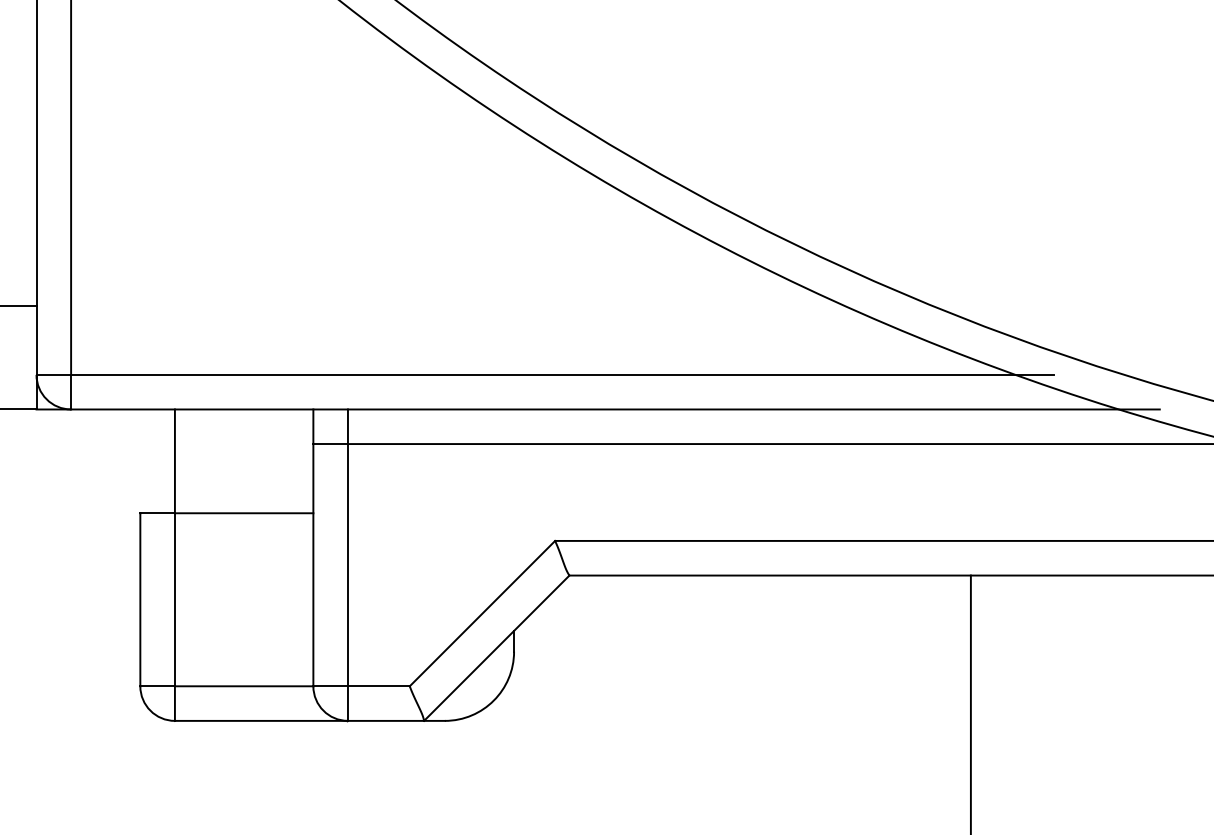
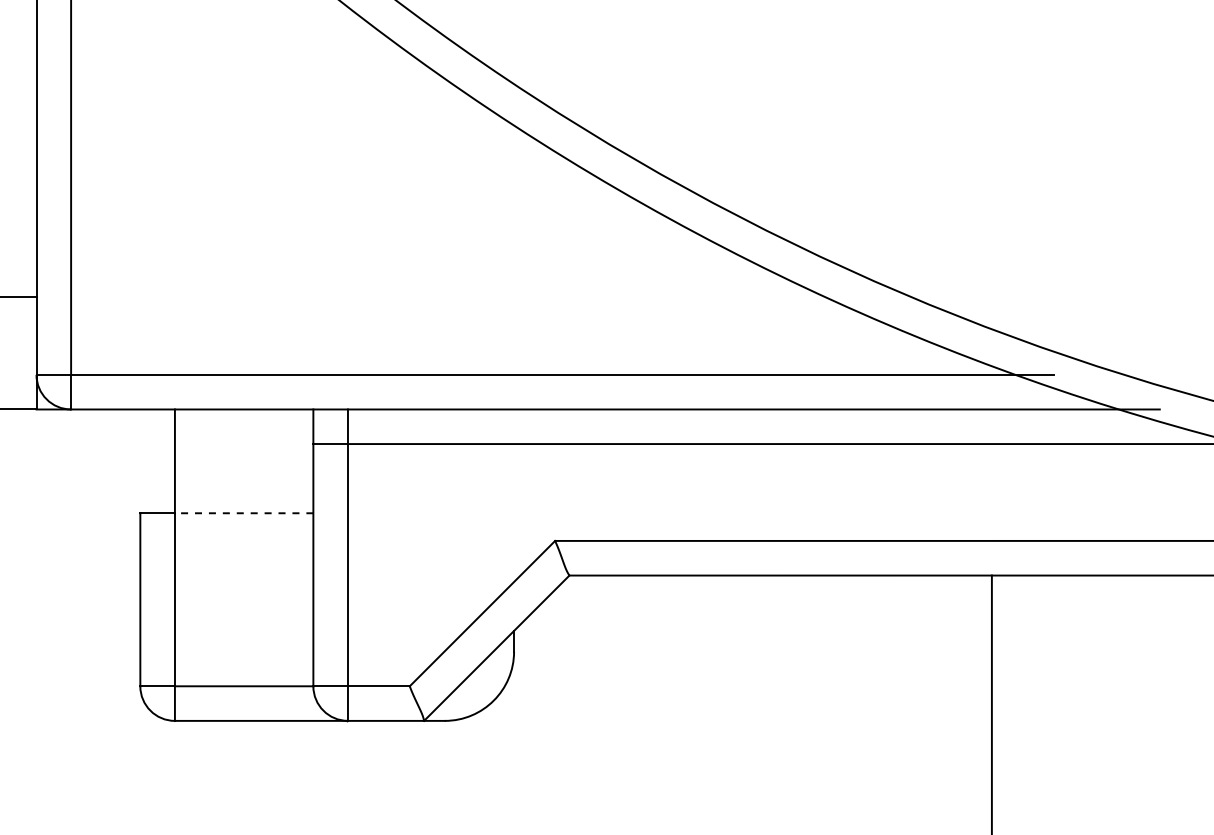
line position: (19, 305) -> (19, 296) (19, 296)
line: solid -> dashed (243, 513)
line position: (970, 703) -> (991, 703) (991, 703)
